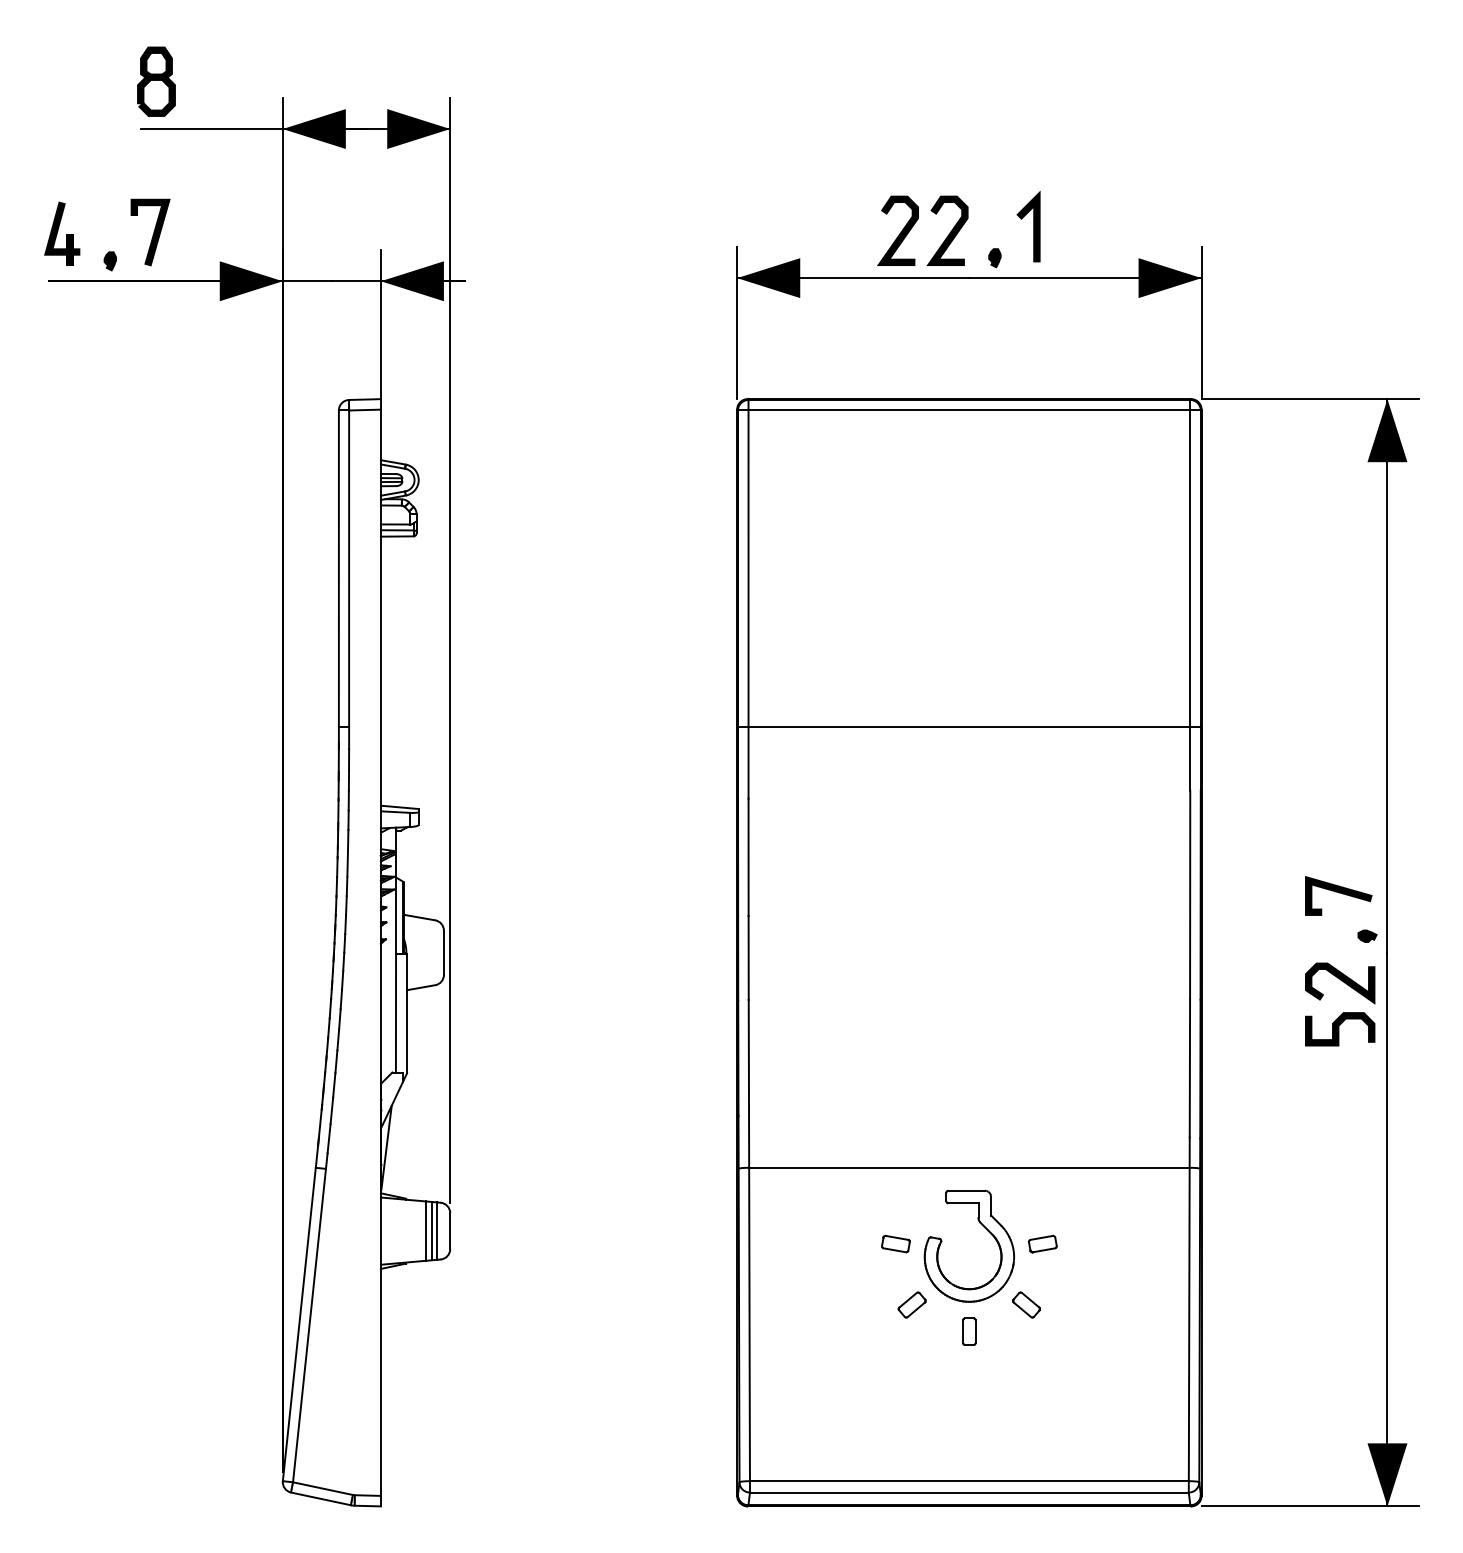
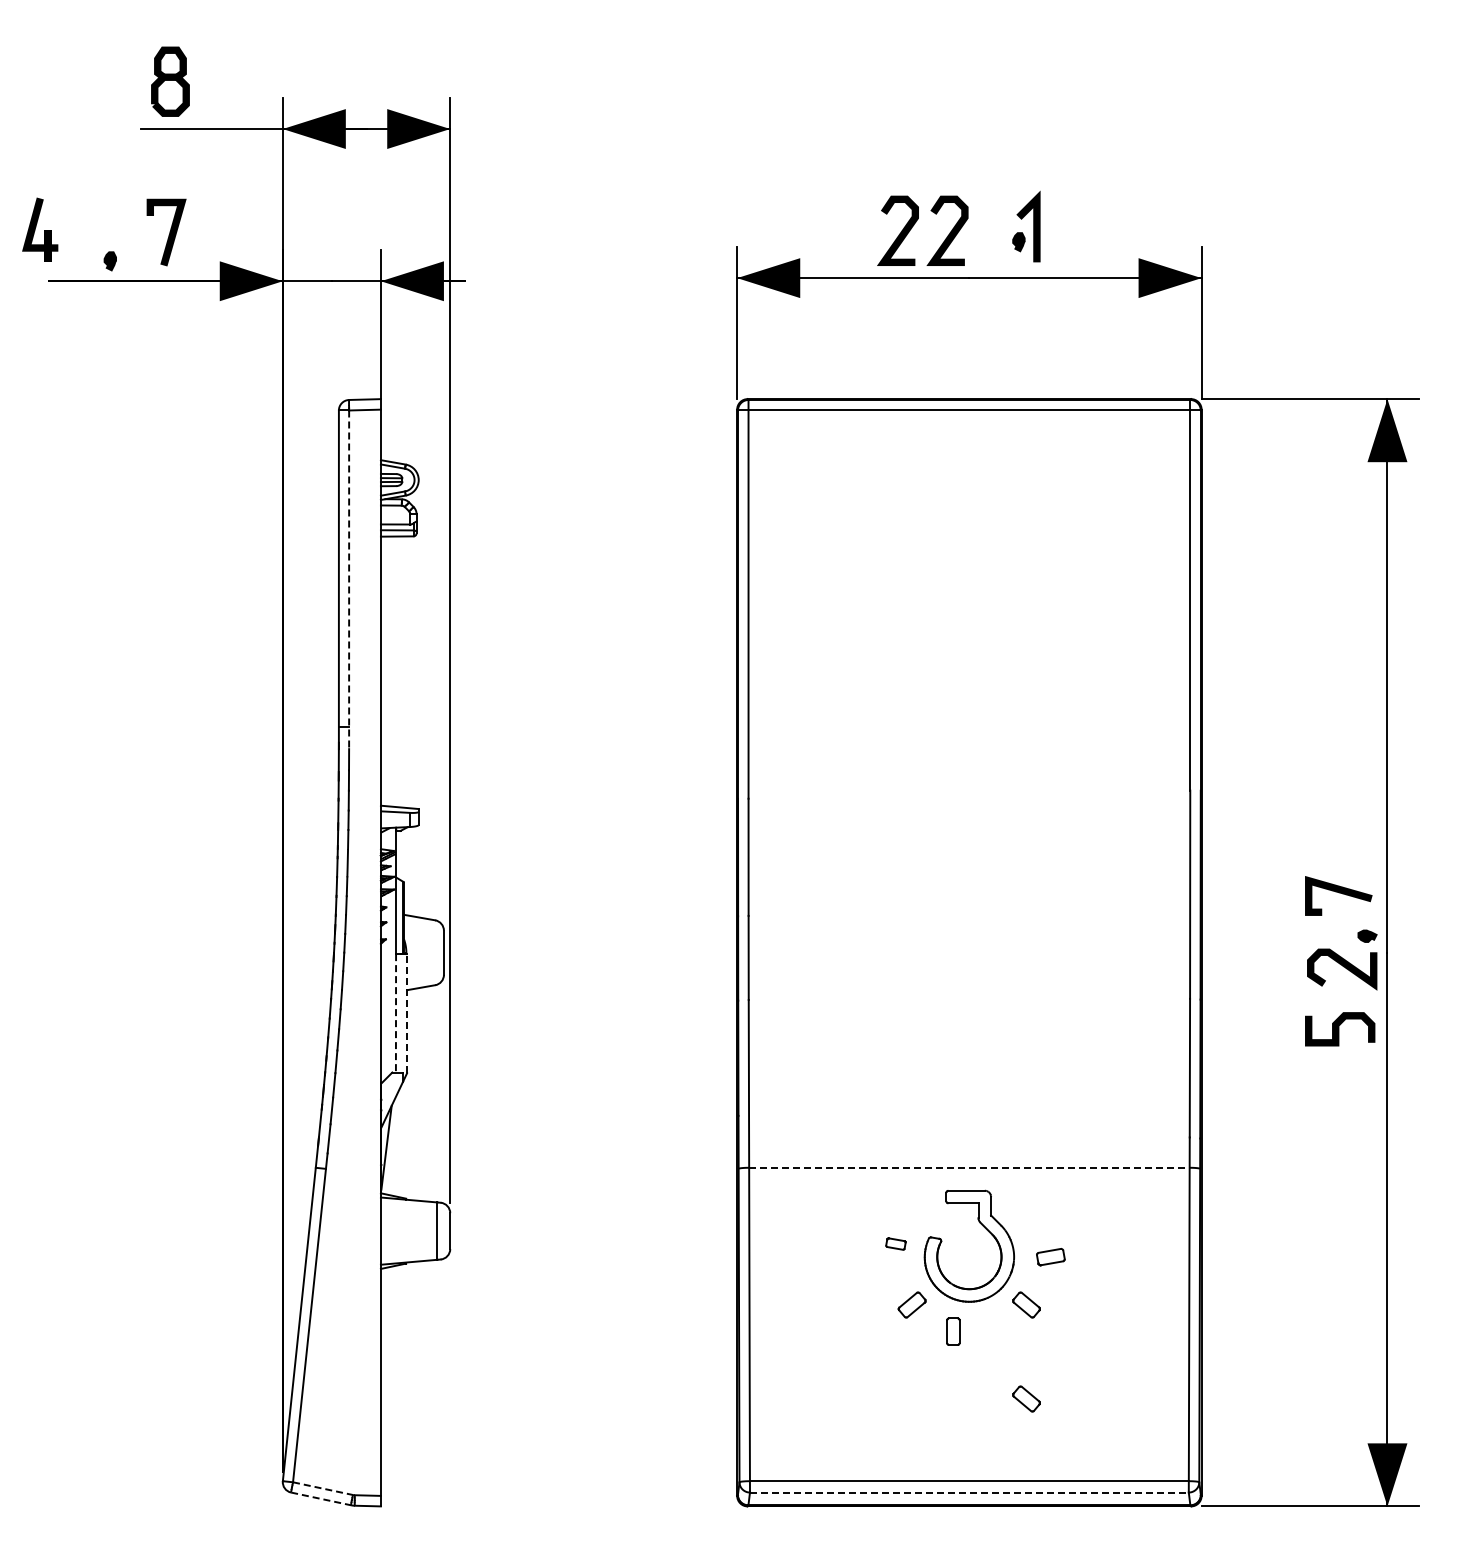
part position: (156, 81) -> (170, 81) (170, 81)
line position: (153, 232) -> (169, 232) (169, 232)
part position: (62, 233) -> (40, 229) (40, 229)
part position: (994, 258) -> (1018, 242) (1018, 242)
line: solid -> dashed (349, 580)
line: present -> none (969, 727)
curve position: (1341, 981) -> (1343, 967) (1343, 967)
line: solid -> dashed (396, 1013)
line: solid -> dashed (407, 1013)
line: solid -> dashed (969, 1167)
line: present -> none (426, 1230)
line: present -> none (432, 1231)
part size: 30x20 px -> 22x14 px (895, 1243)
part position: (1042, 1244) -> (1050, 1257) (1050, 1257)
part position: (969, 1331) -> (953, 1331) (953, 1331)
part: none -> present (1026, 1398)
line: solid -> dashed (323, 1488)
line: solid -> dashed (969, 1492)
line: solid -> dashed (321, 1498)
